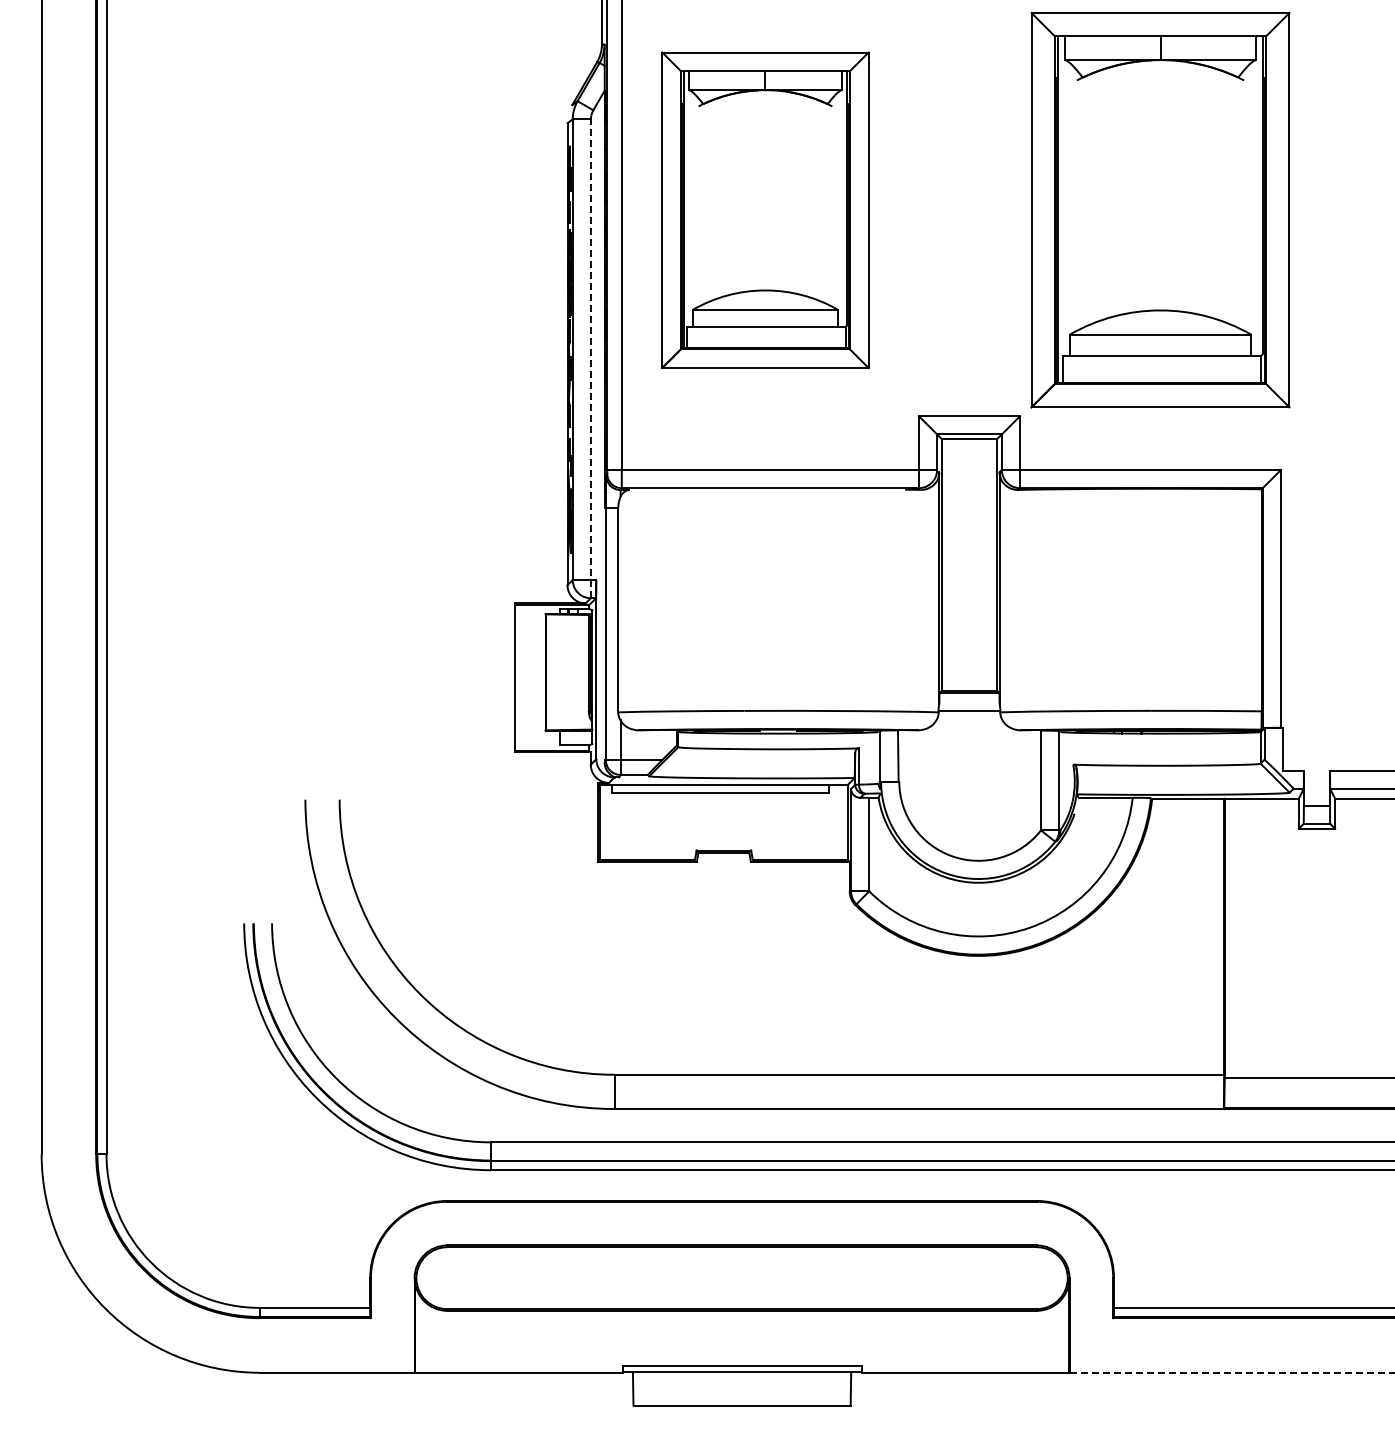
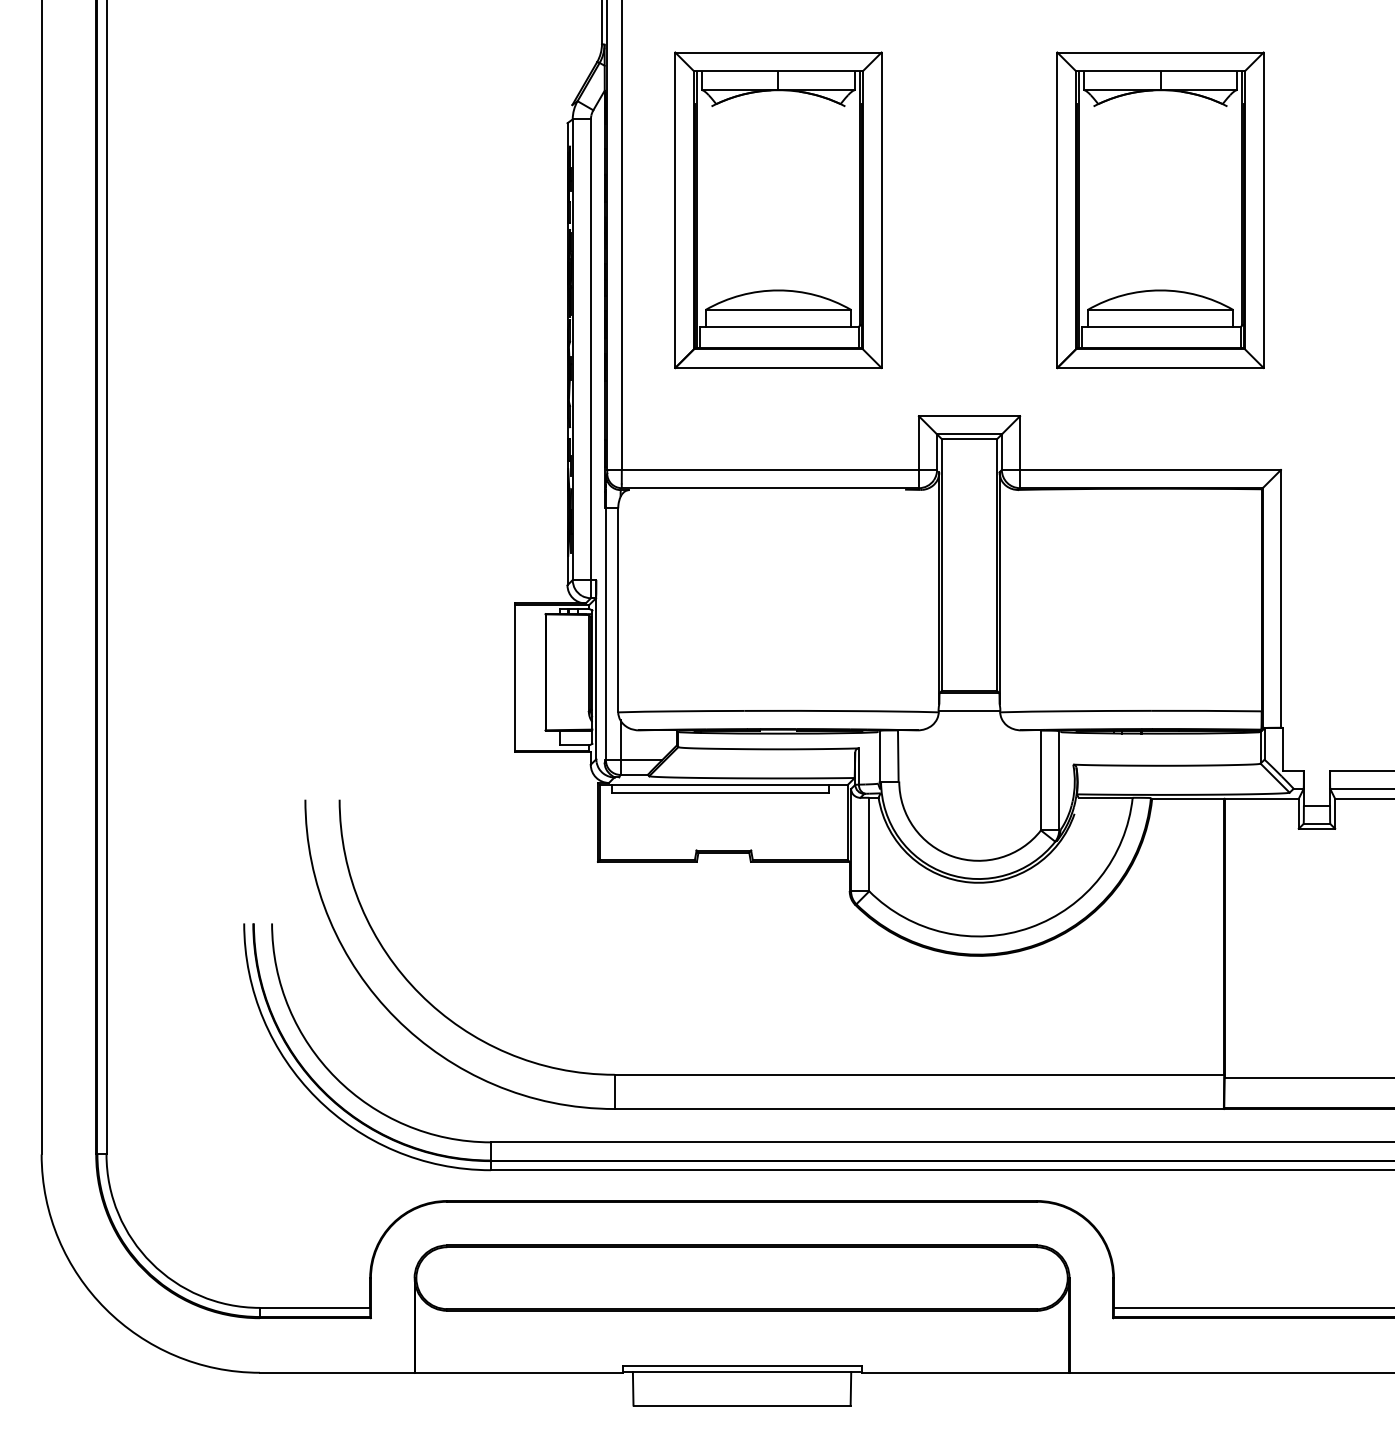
part position: (765, 210) -> (778, 210) (778, 210)
part size: 261x397 px -> 209x319 px (1160, 210)
line: dashed -> solid (590, 358)
line: dashed -> solid (1232, 1372)
